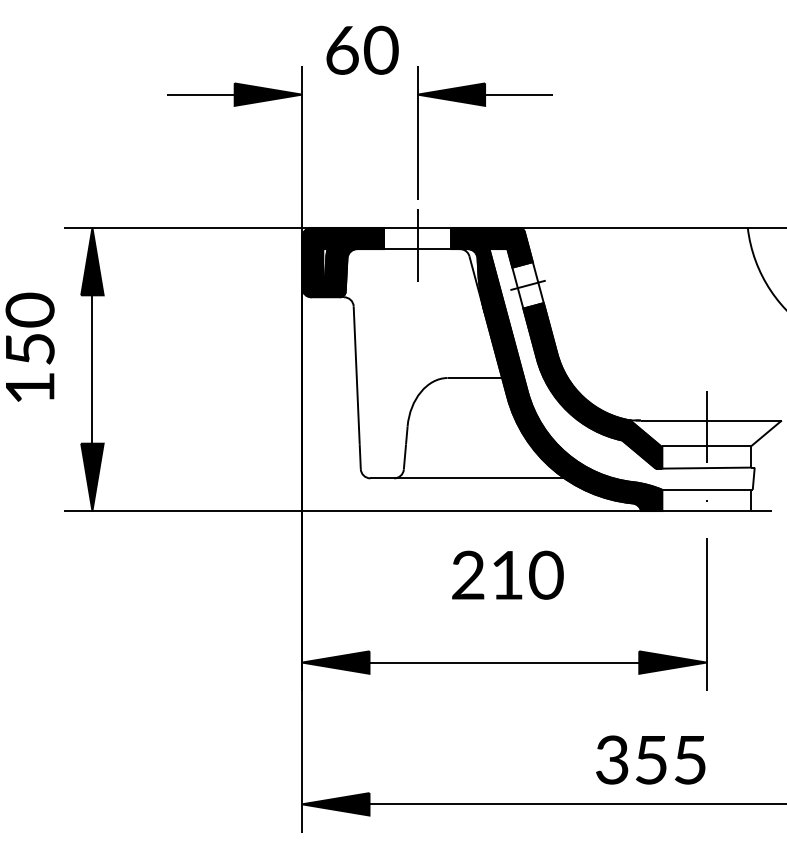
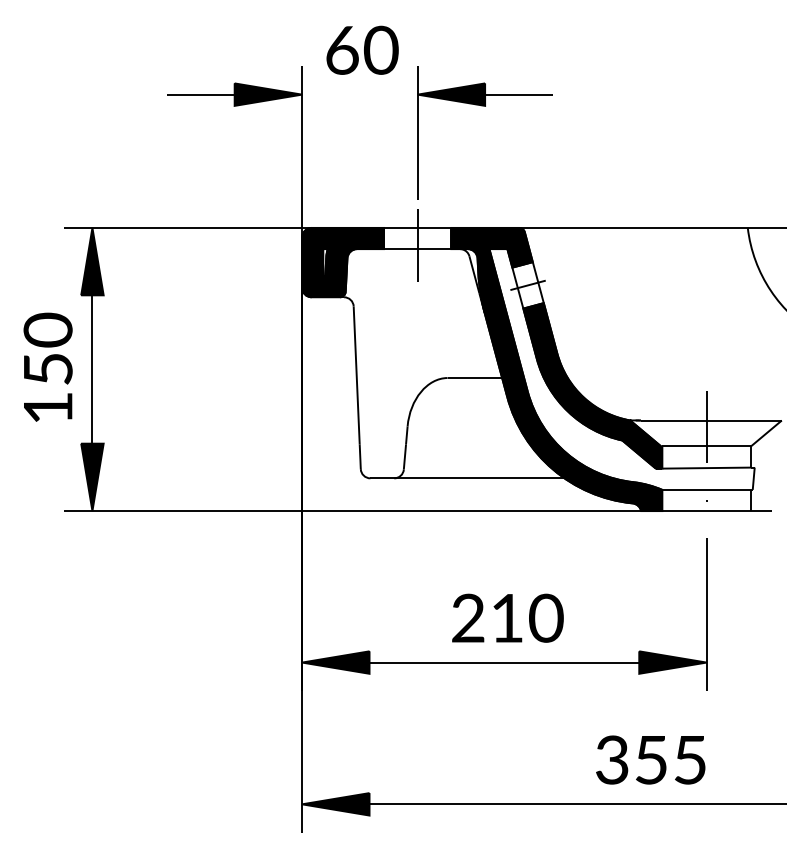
text position: (29, 346) -> (47, 366) (47, 366)
text position: (507, 574) -> (507, 617) (507, 617)
